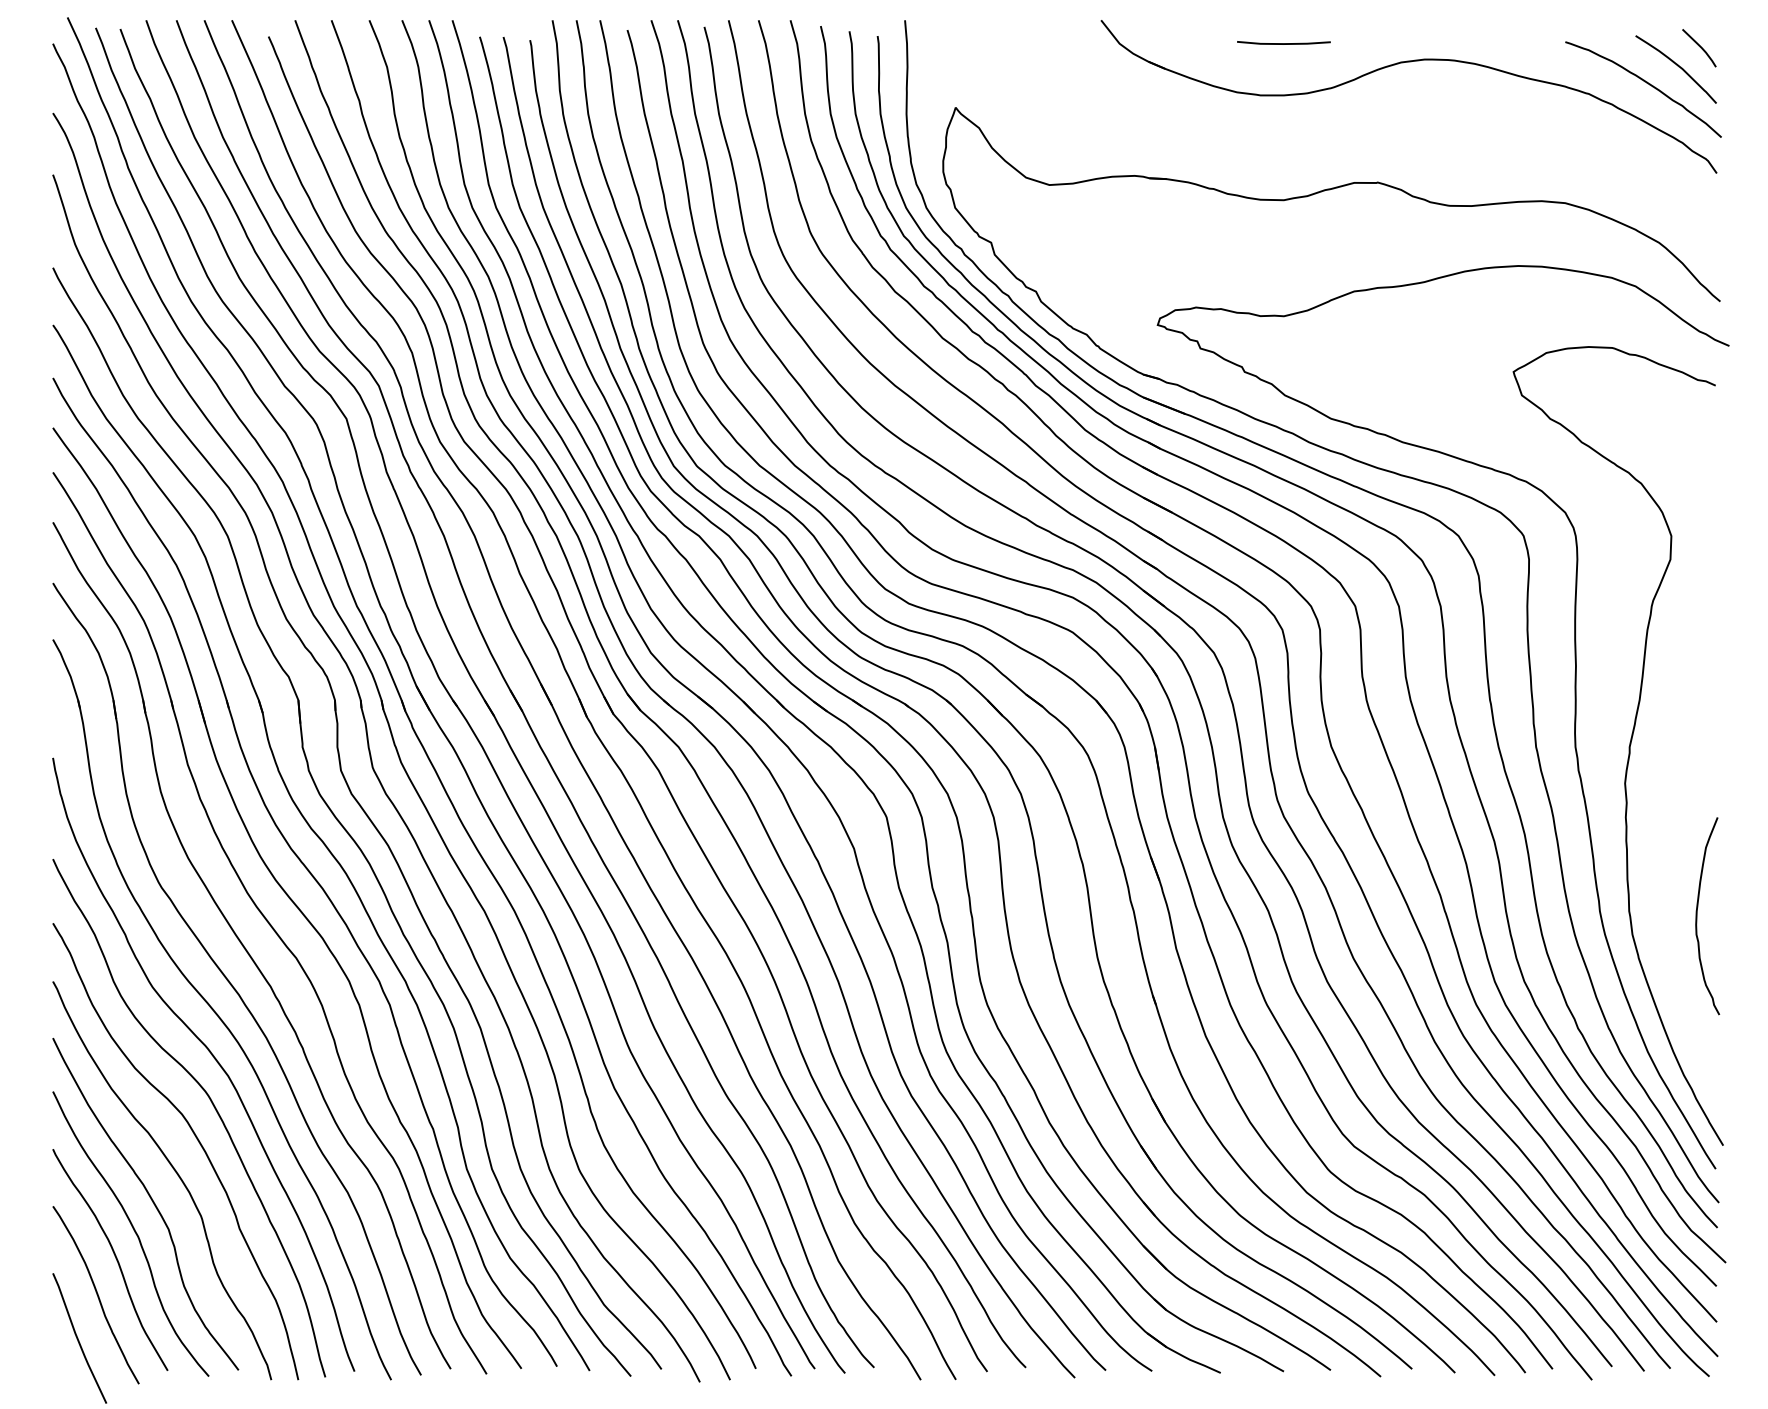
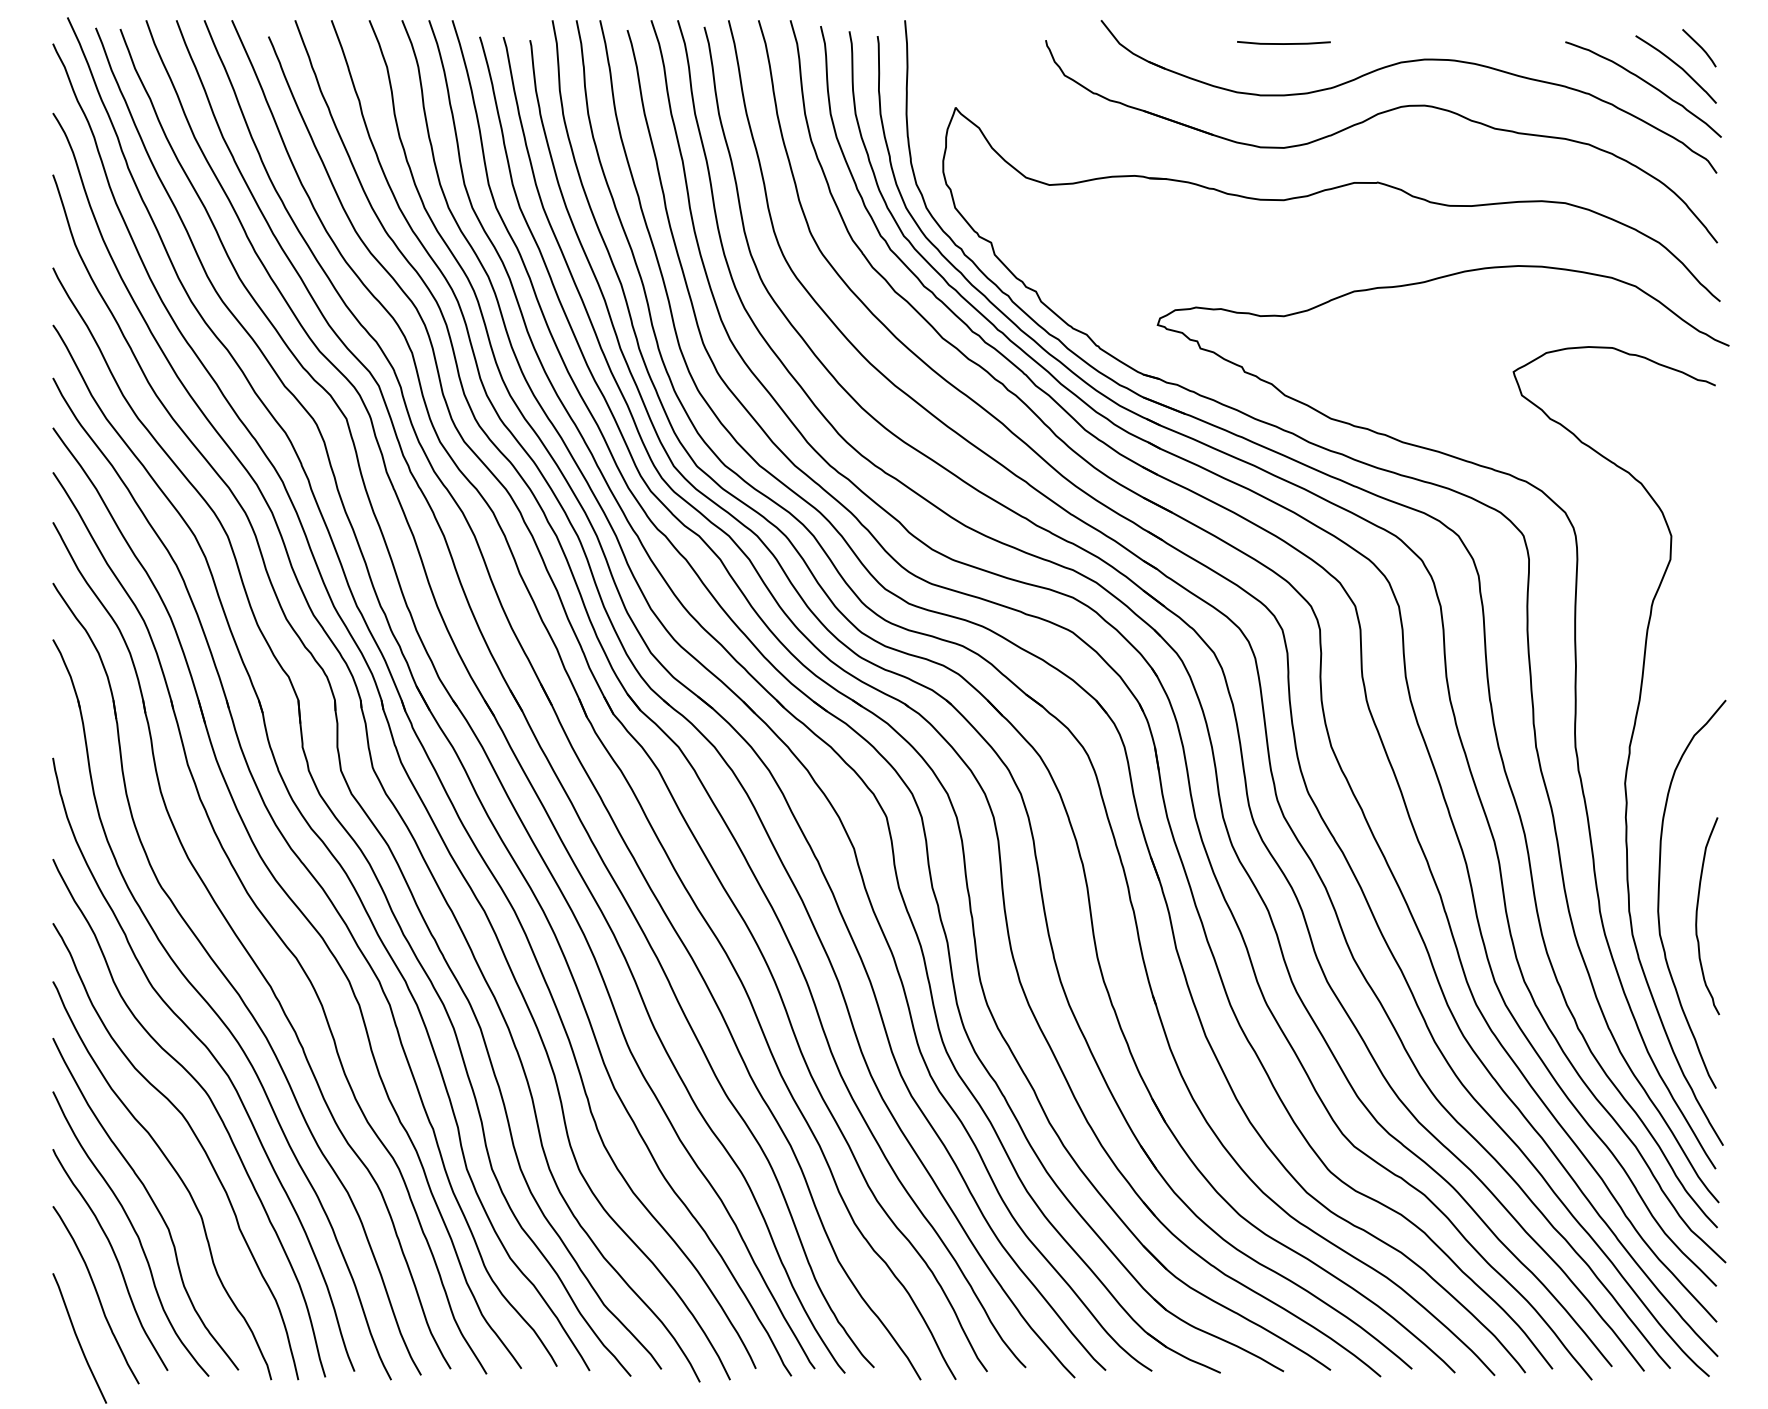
part: none -> present (1370, 119)
curve: none -> present (1659, 893)
